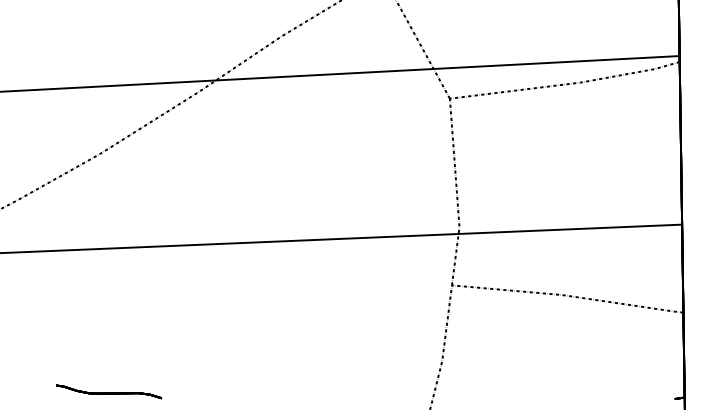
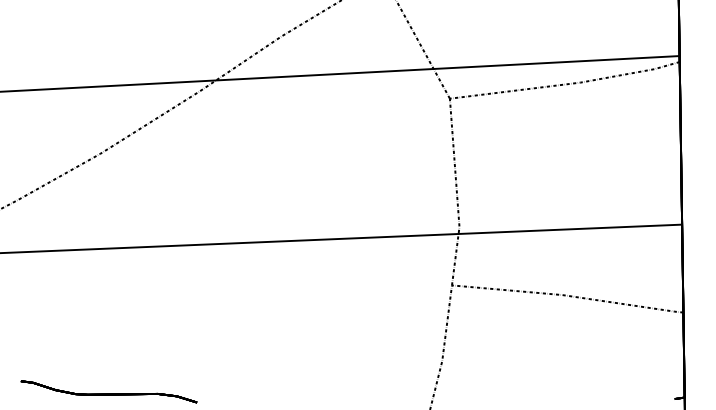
part size: 107x16 px -> 178x24 px (108, 391)
